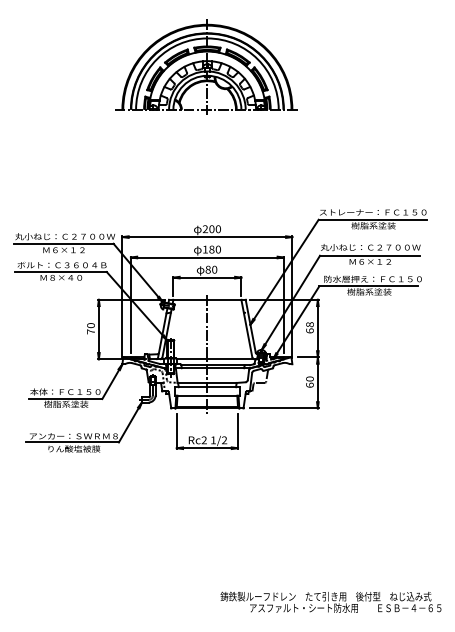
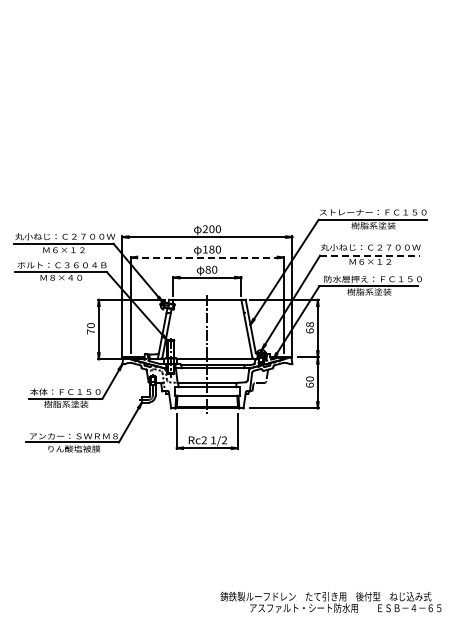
part: present -> none (206, 66)
line: solid -> dashed (369, 255)
line: solid -> dashed (207, 257)
